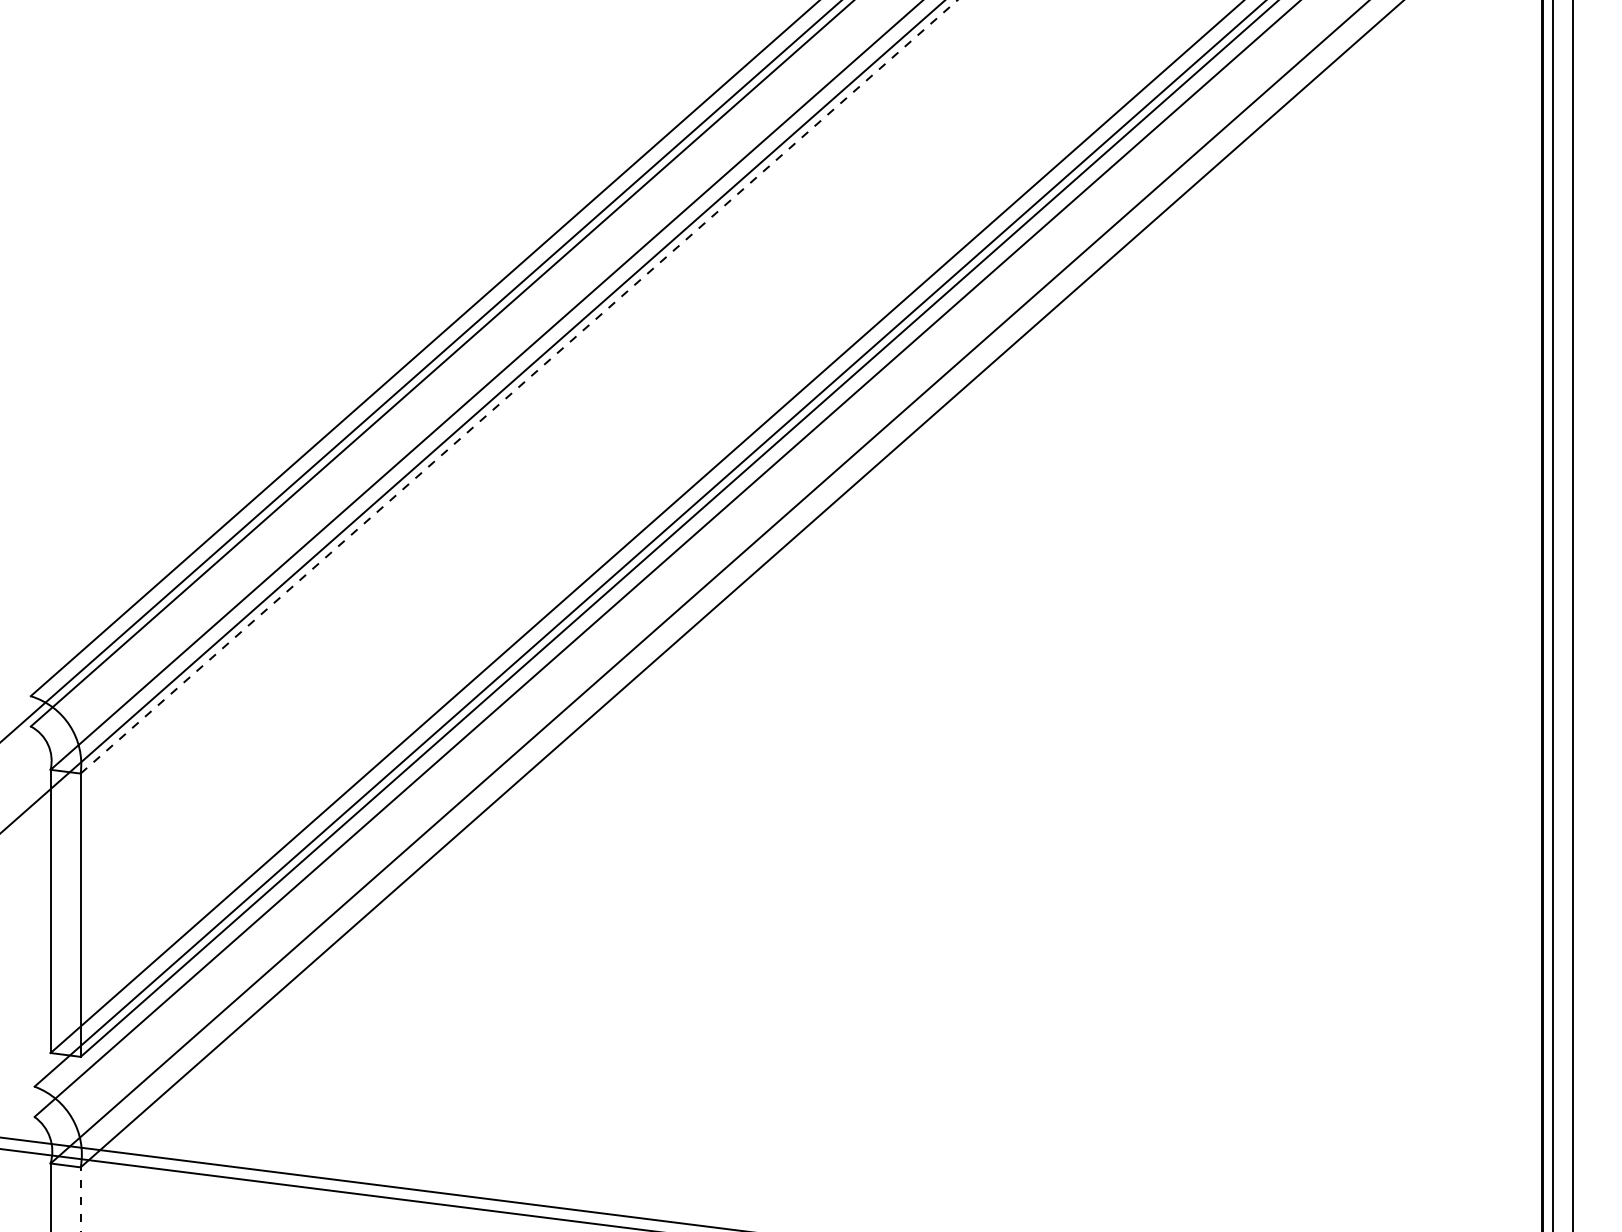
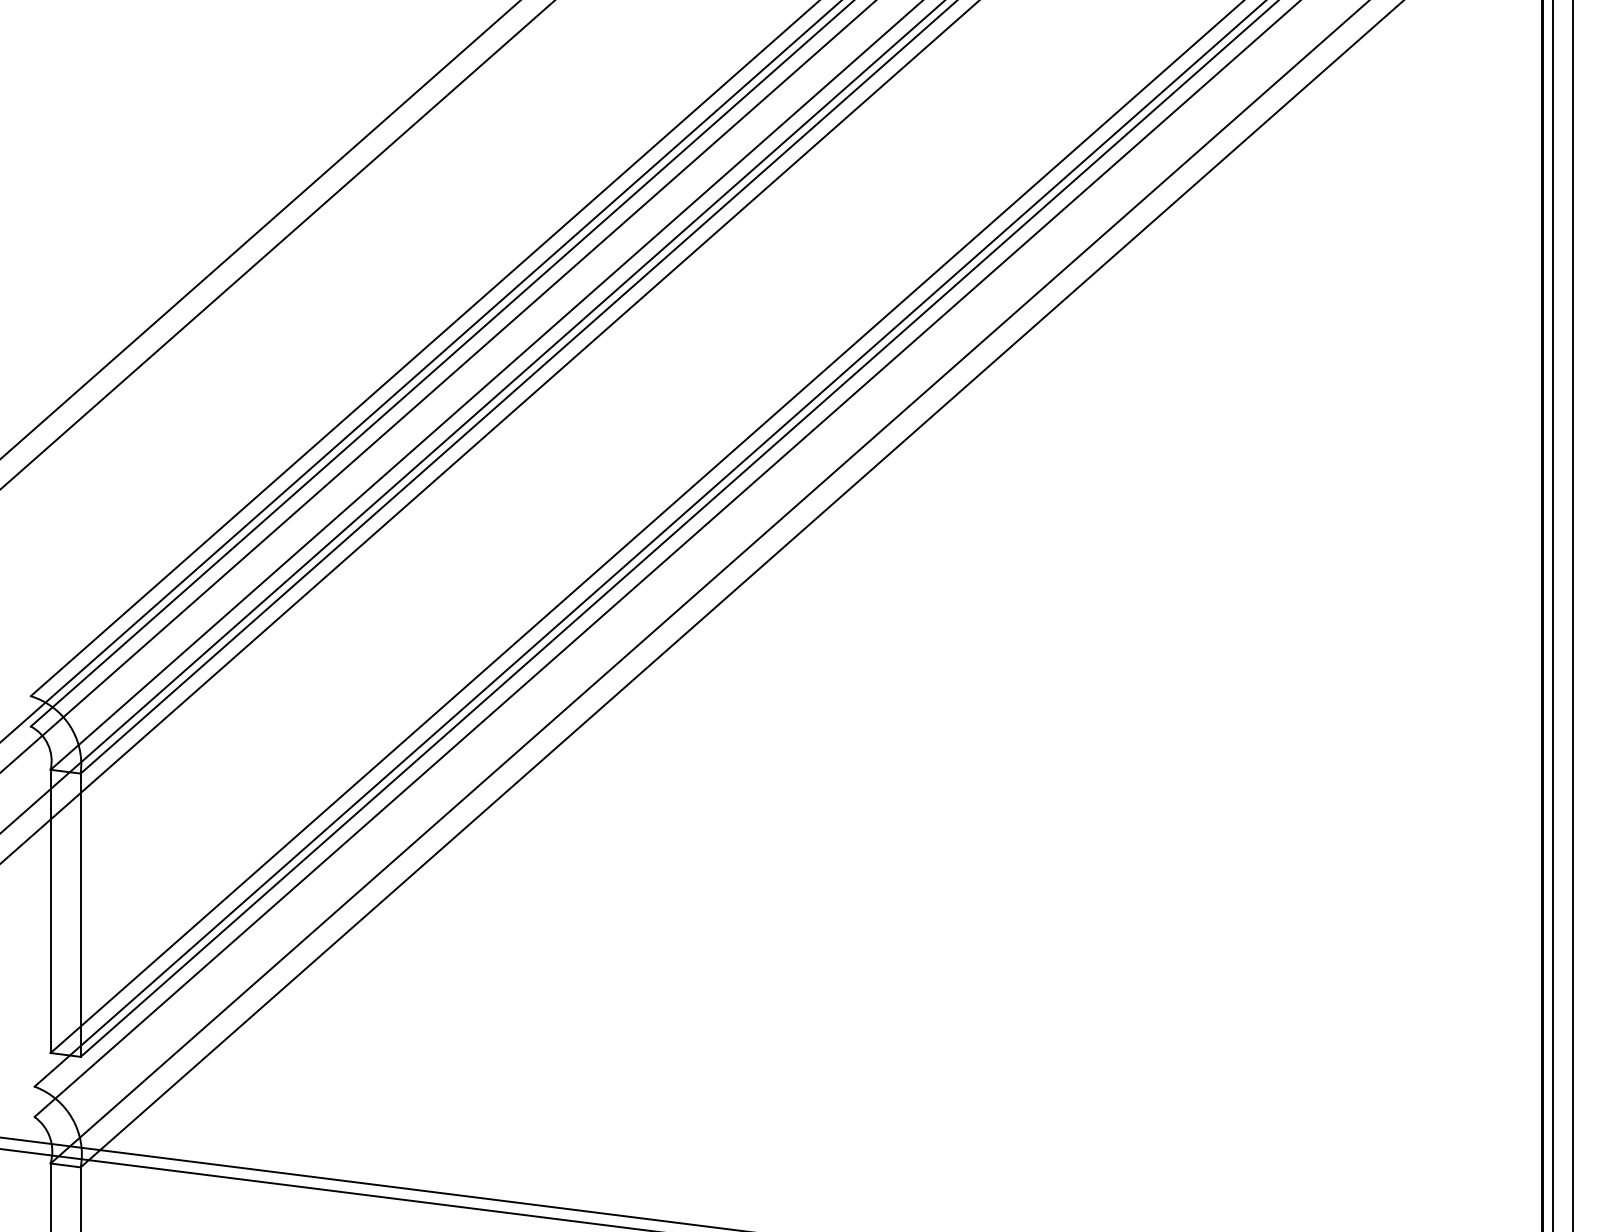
line: none -> present (260, 229)
line: none -> present (277, 245)
line: none -> present (438, 386)
line: dashed -> solid (519, 386)
line: none -> present (489, 431)
line: dashed -> solid (80, 1199)
